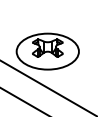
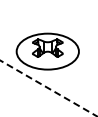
line: solid -> dashed (48, 88)
line: present -> none (23, 100)
